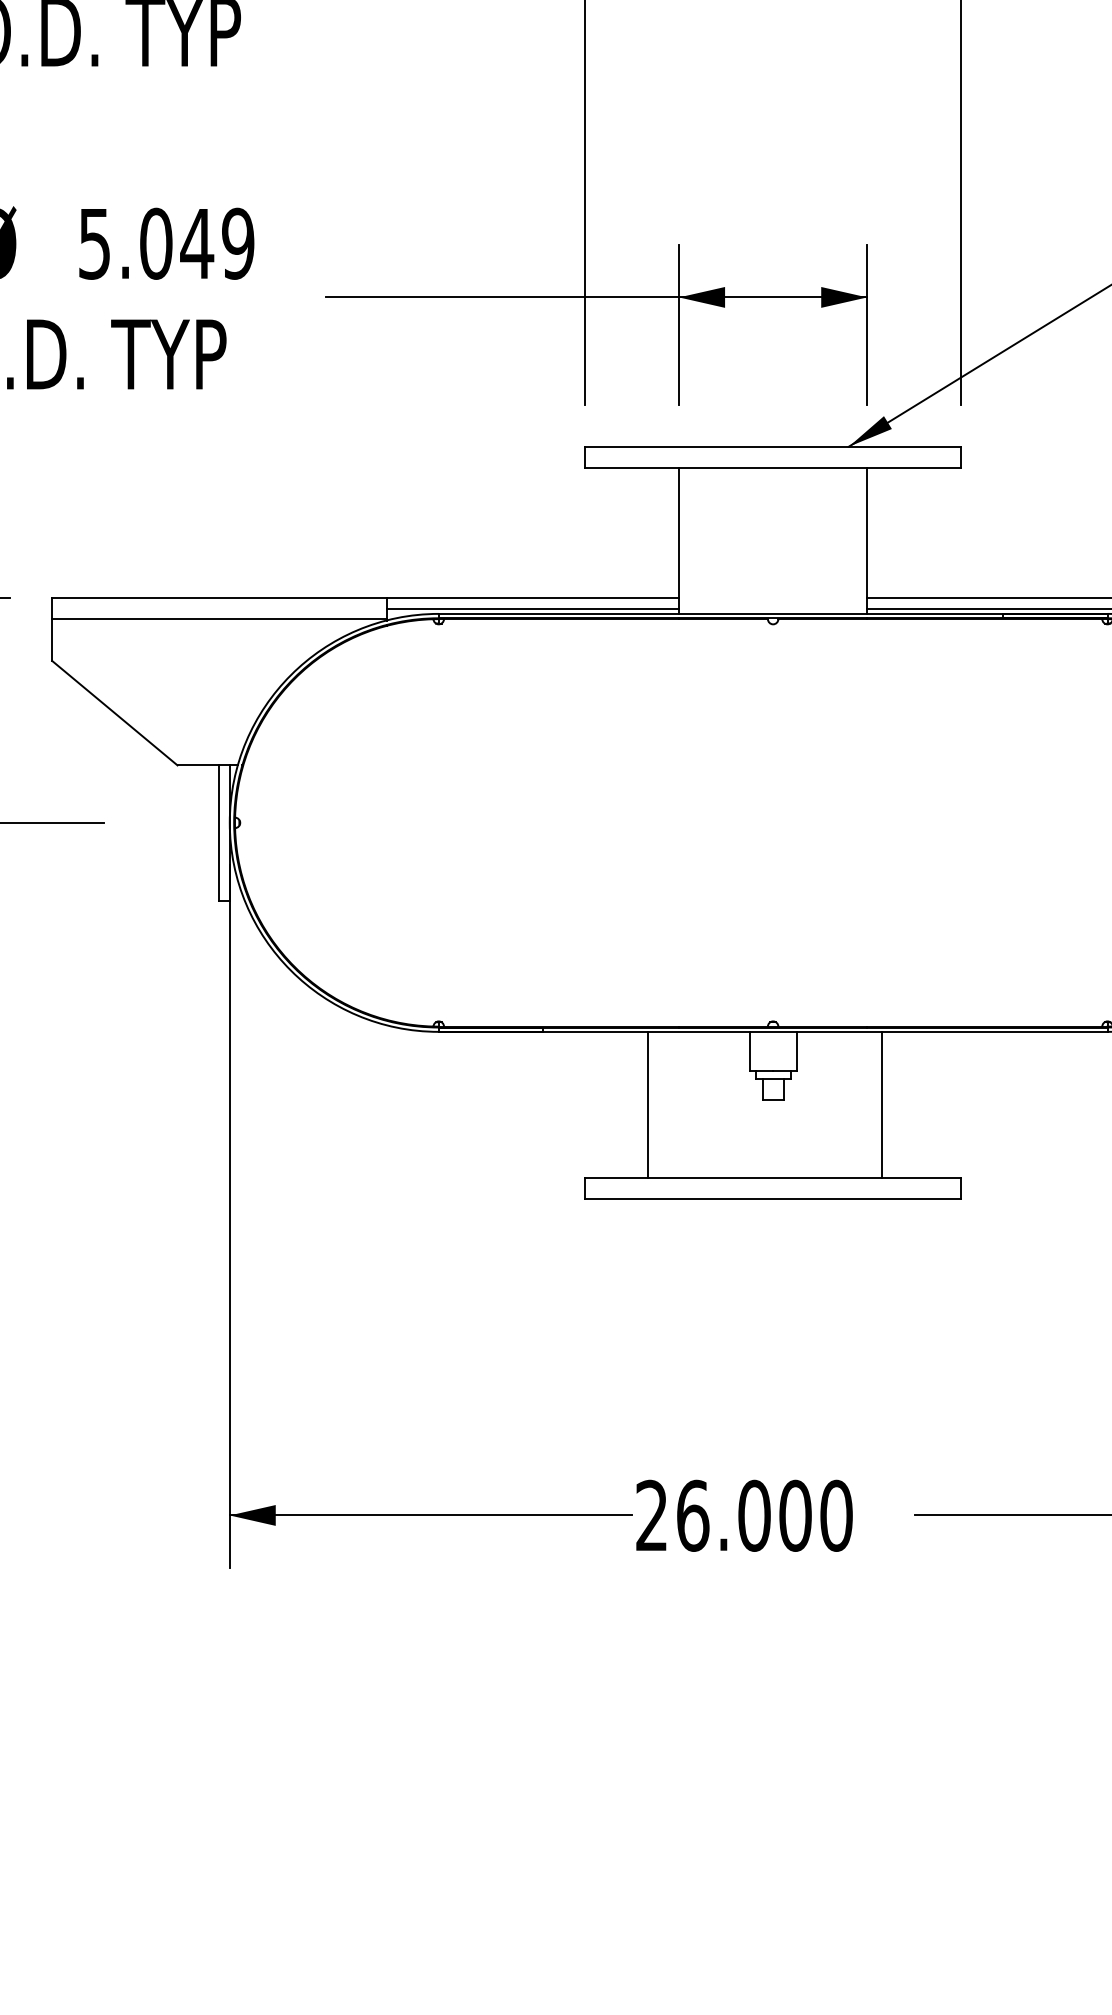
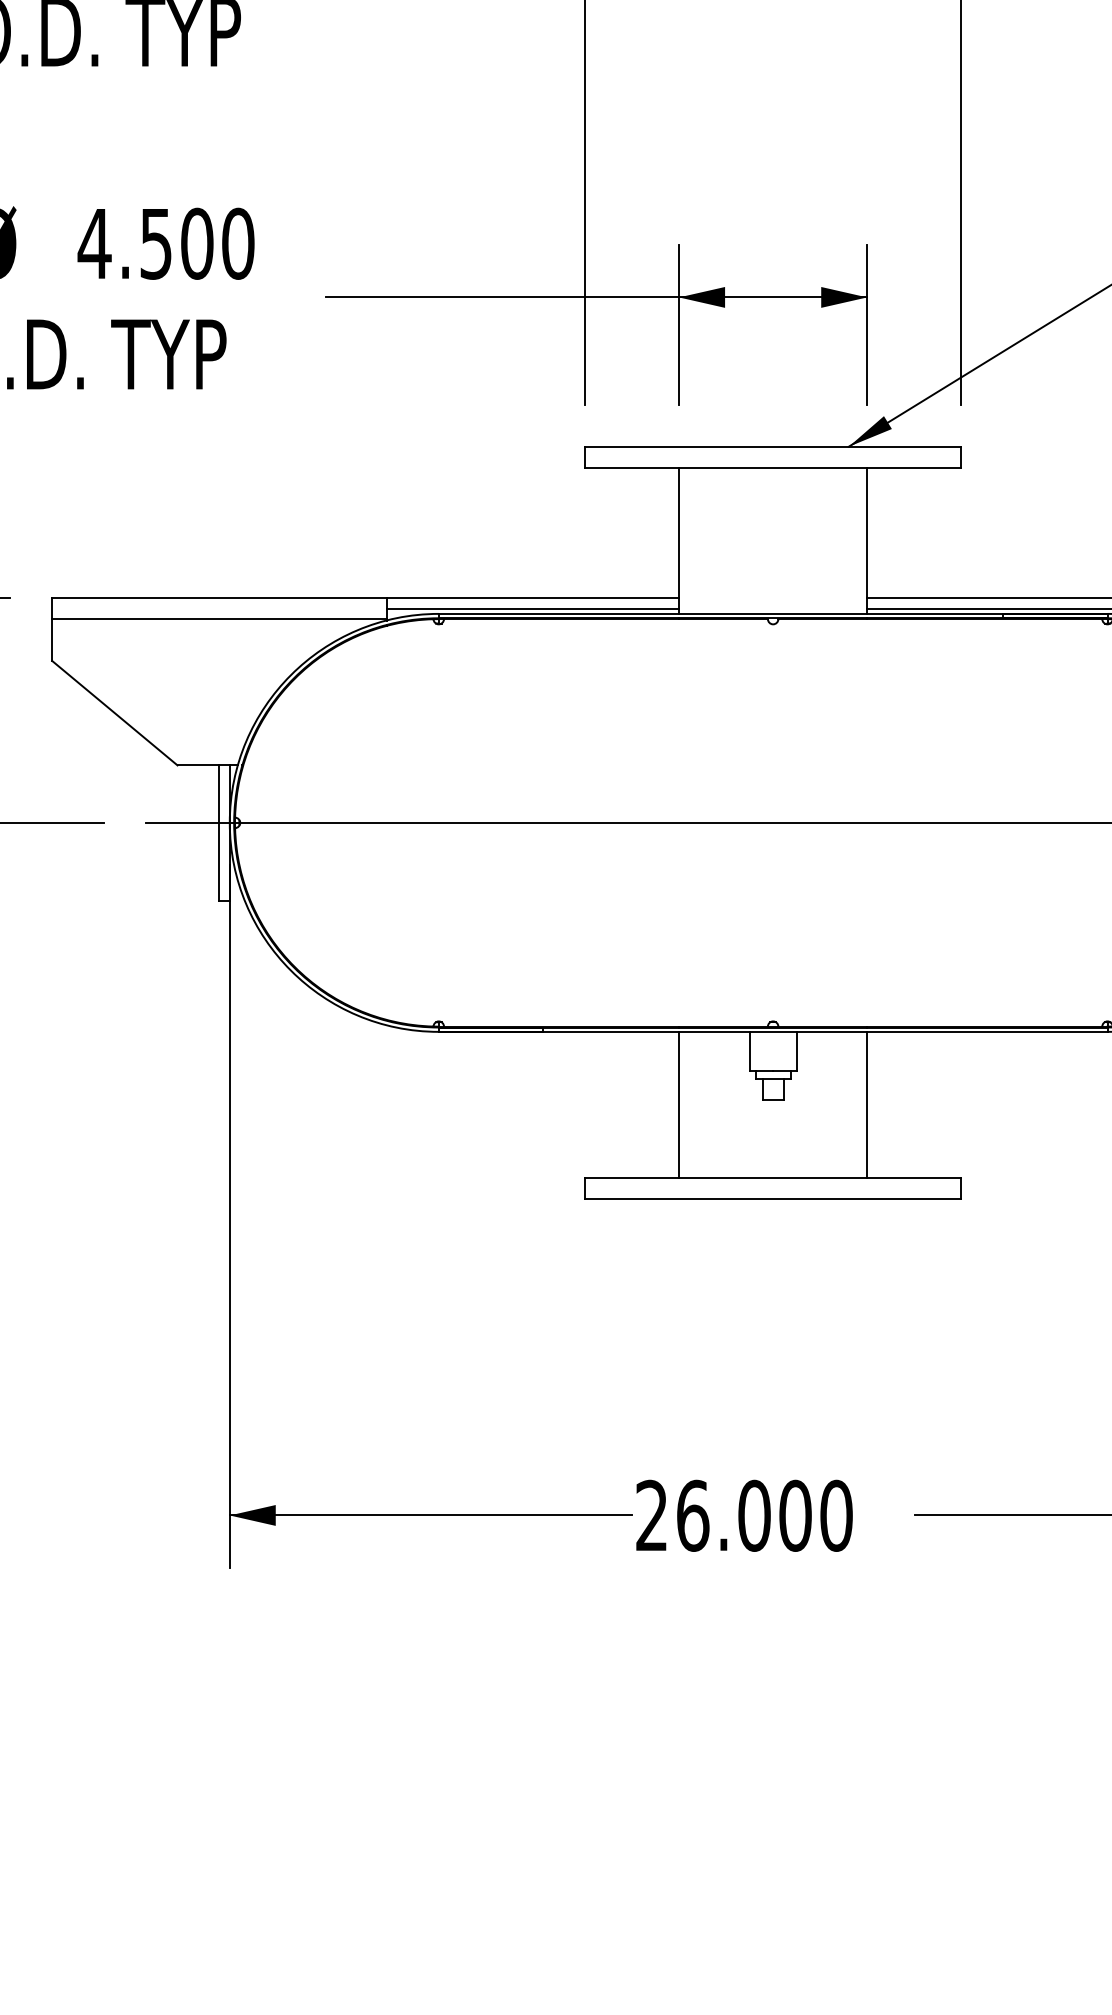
text: 5.049 -> 4.500 (165, 243)
line: none -> present (627, 822)
line position: (648, 1104) -> (679, 1104) (679, 1104)
line position: (882, 1104) -> (867, 1104) (867, 1104)
